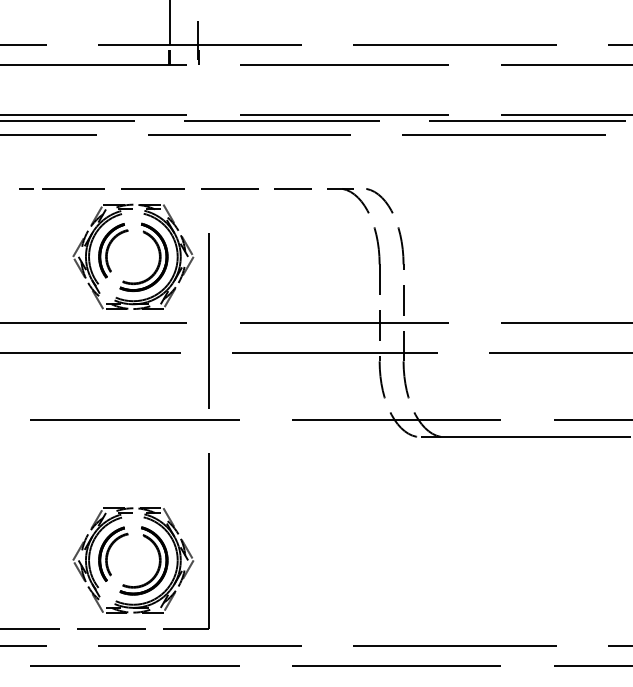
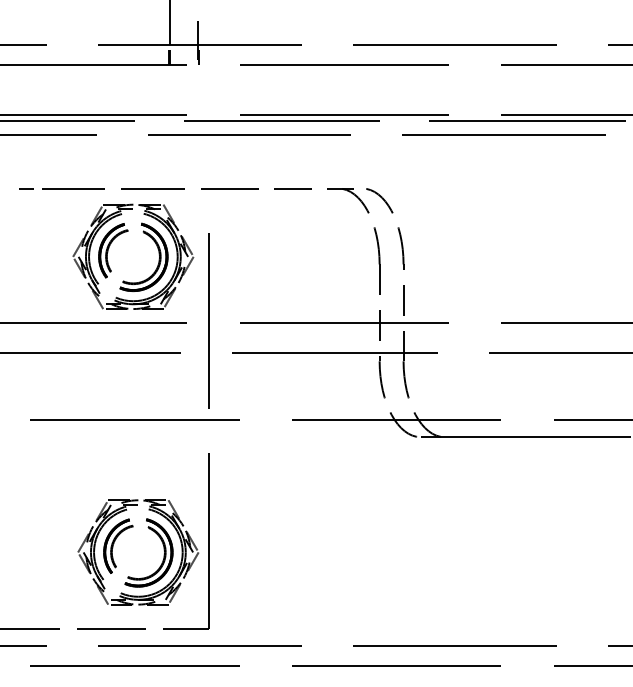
part position: (158, 558) -> (163, 550) (163, 550)
